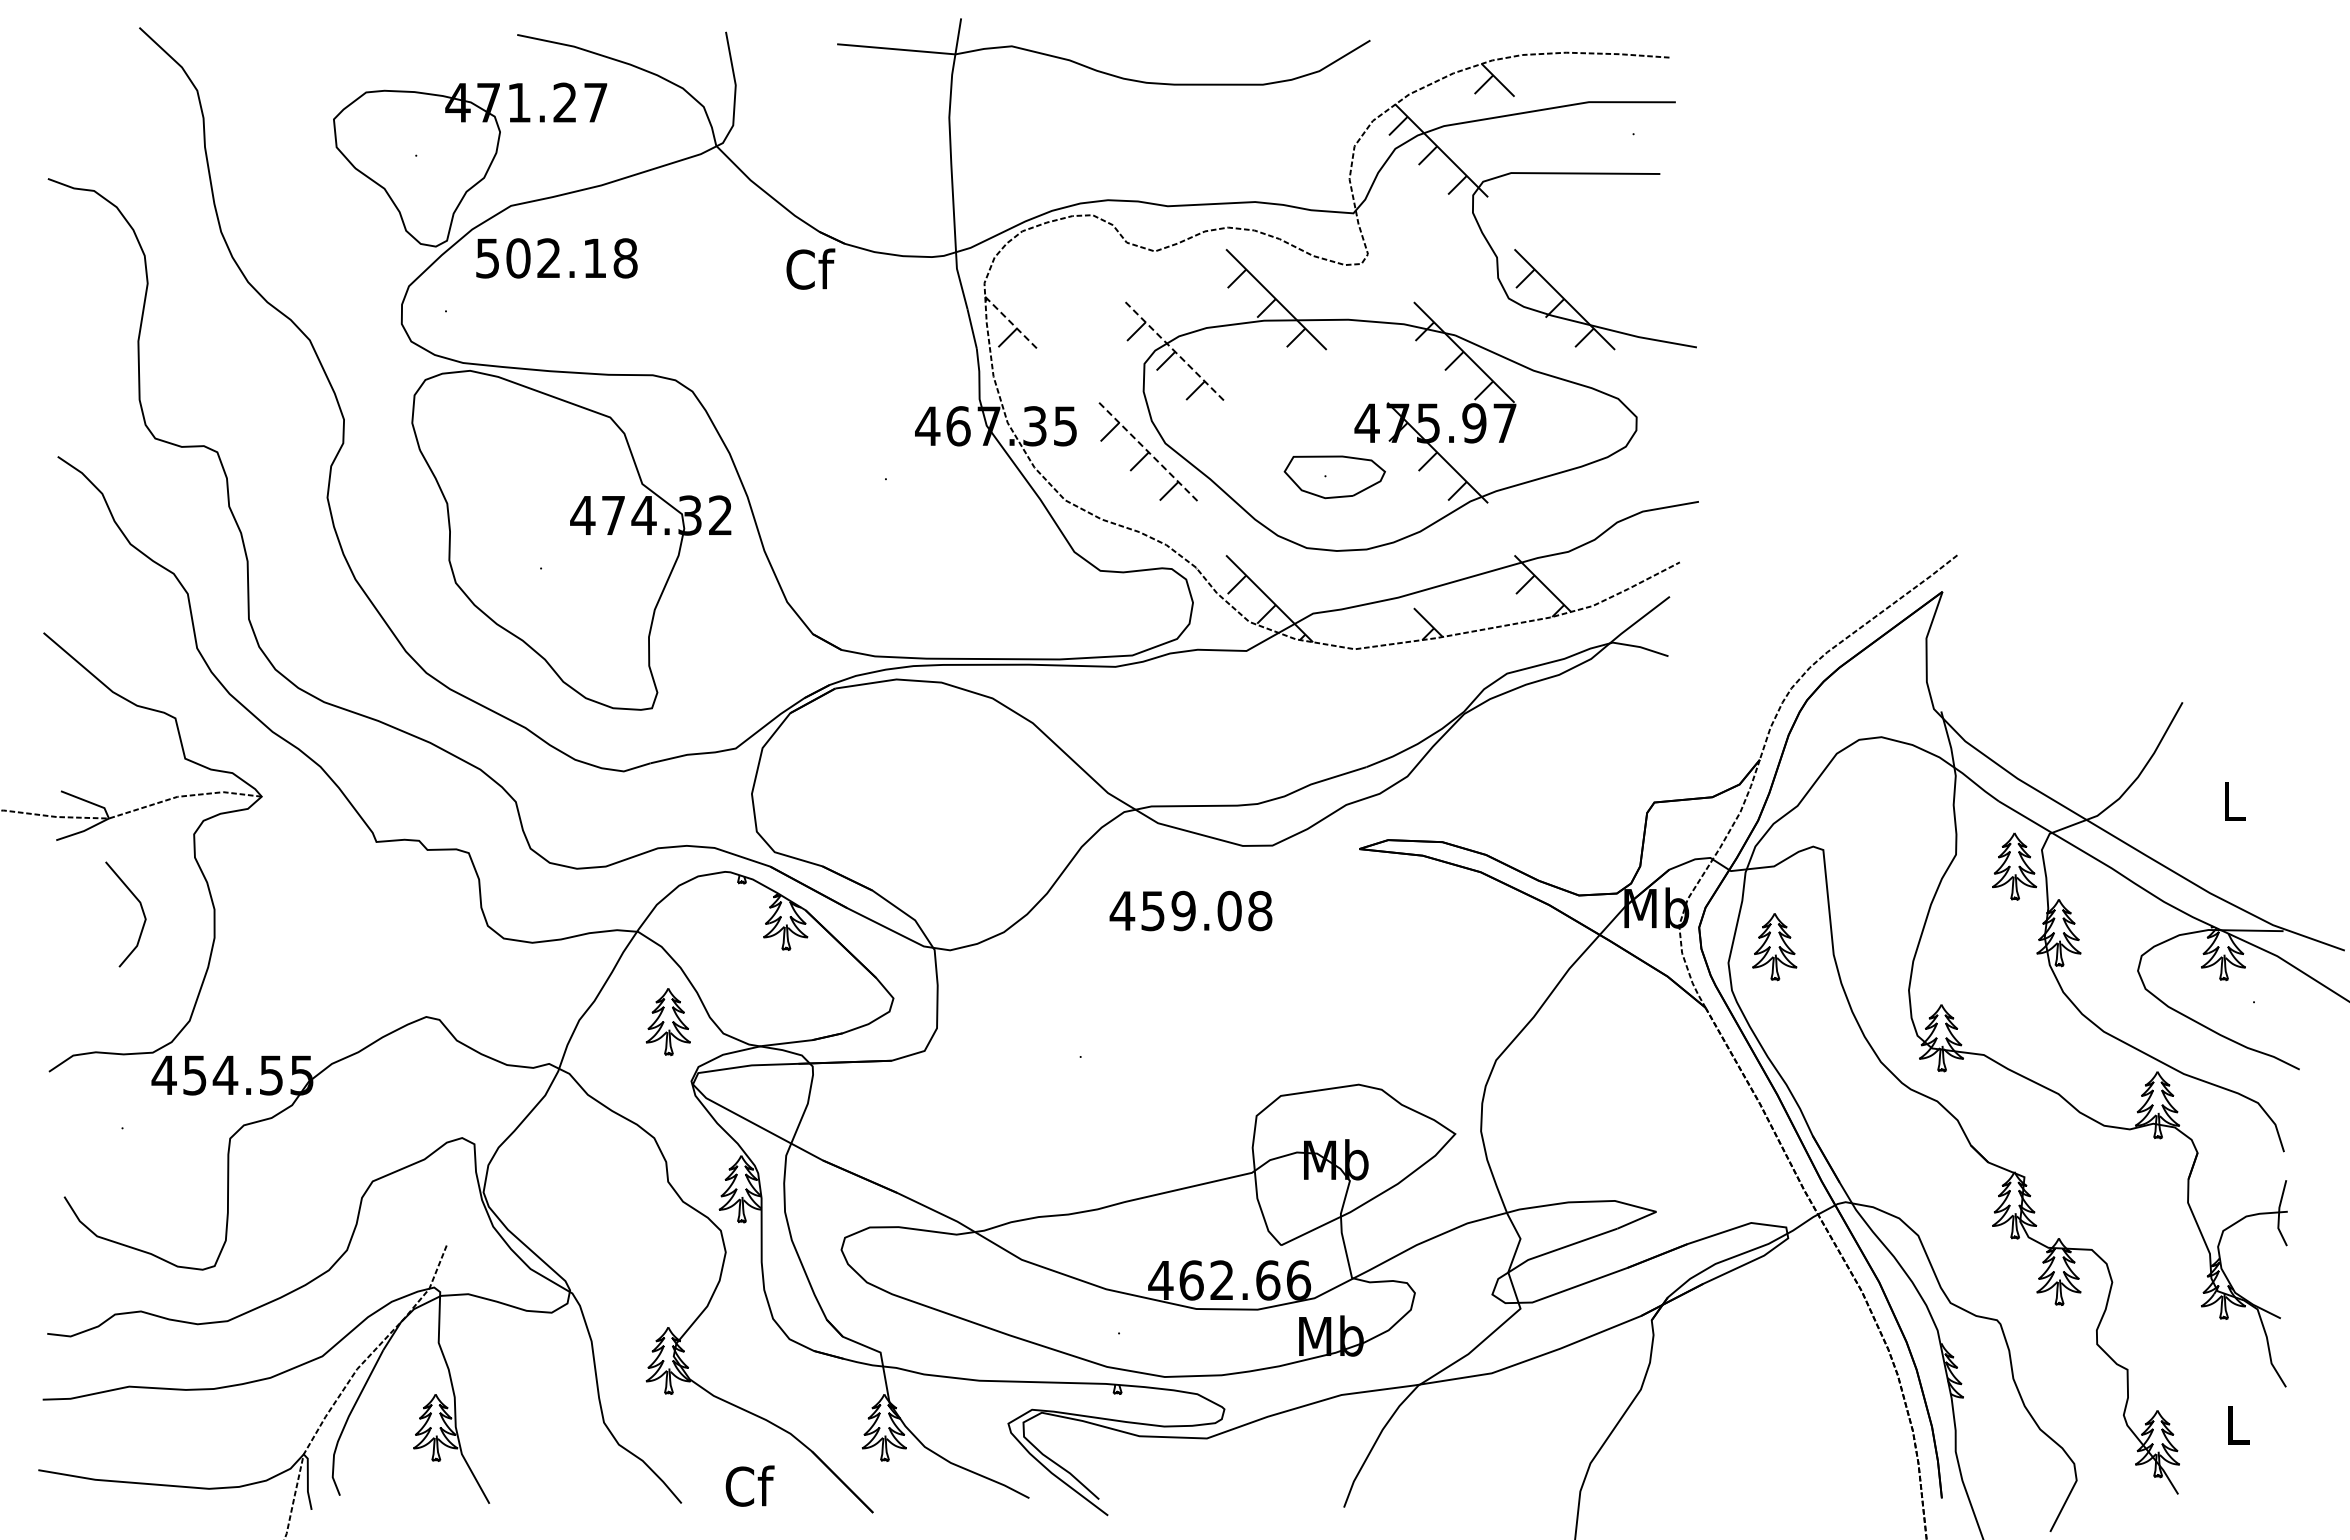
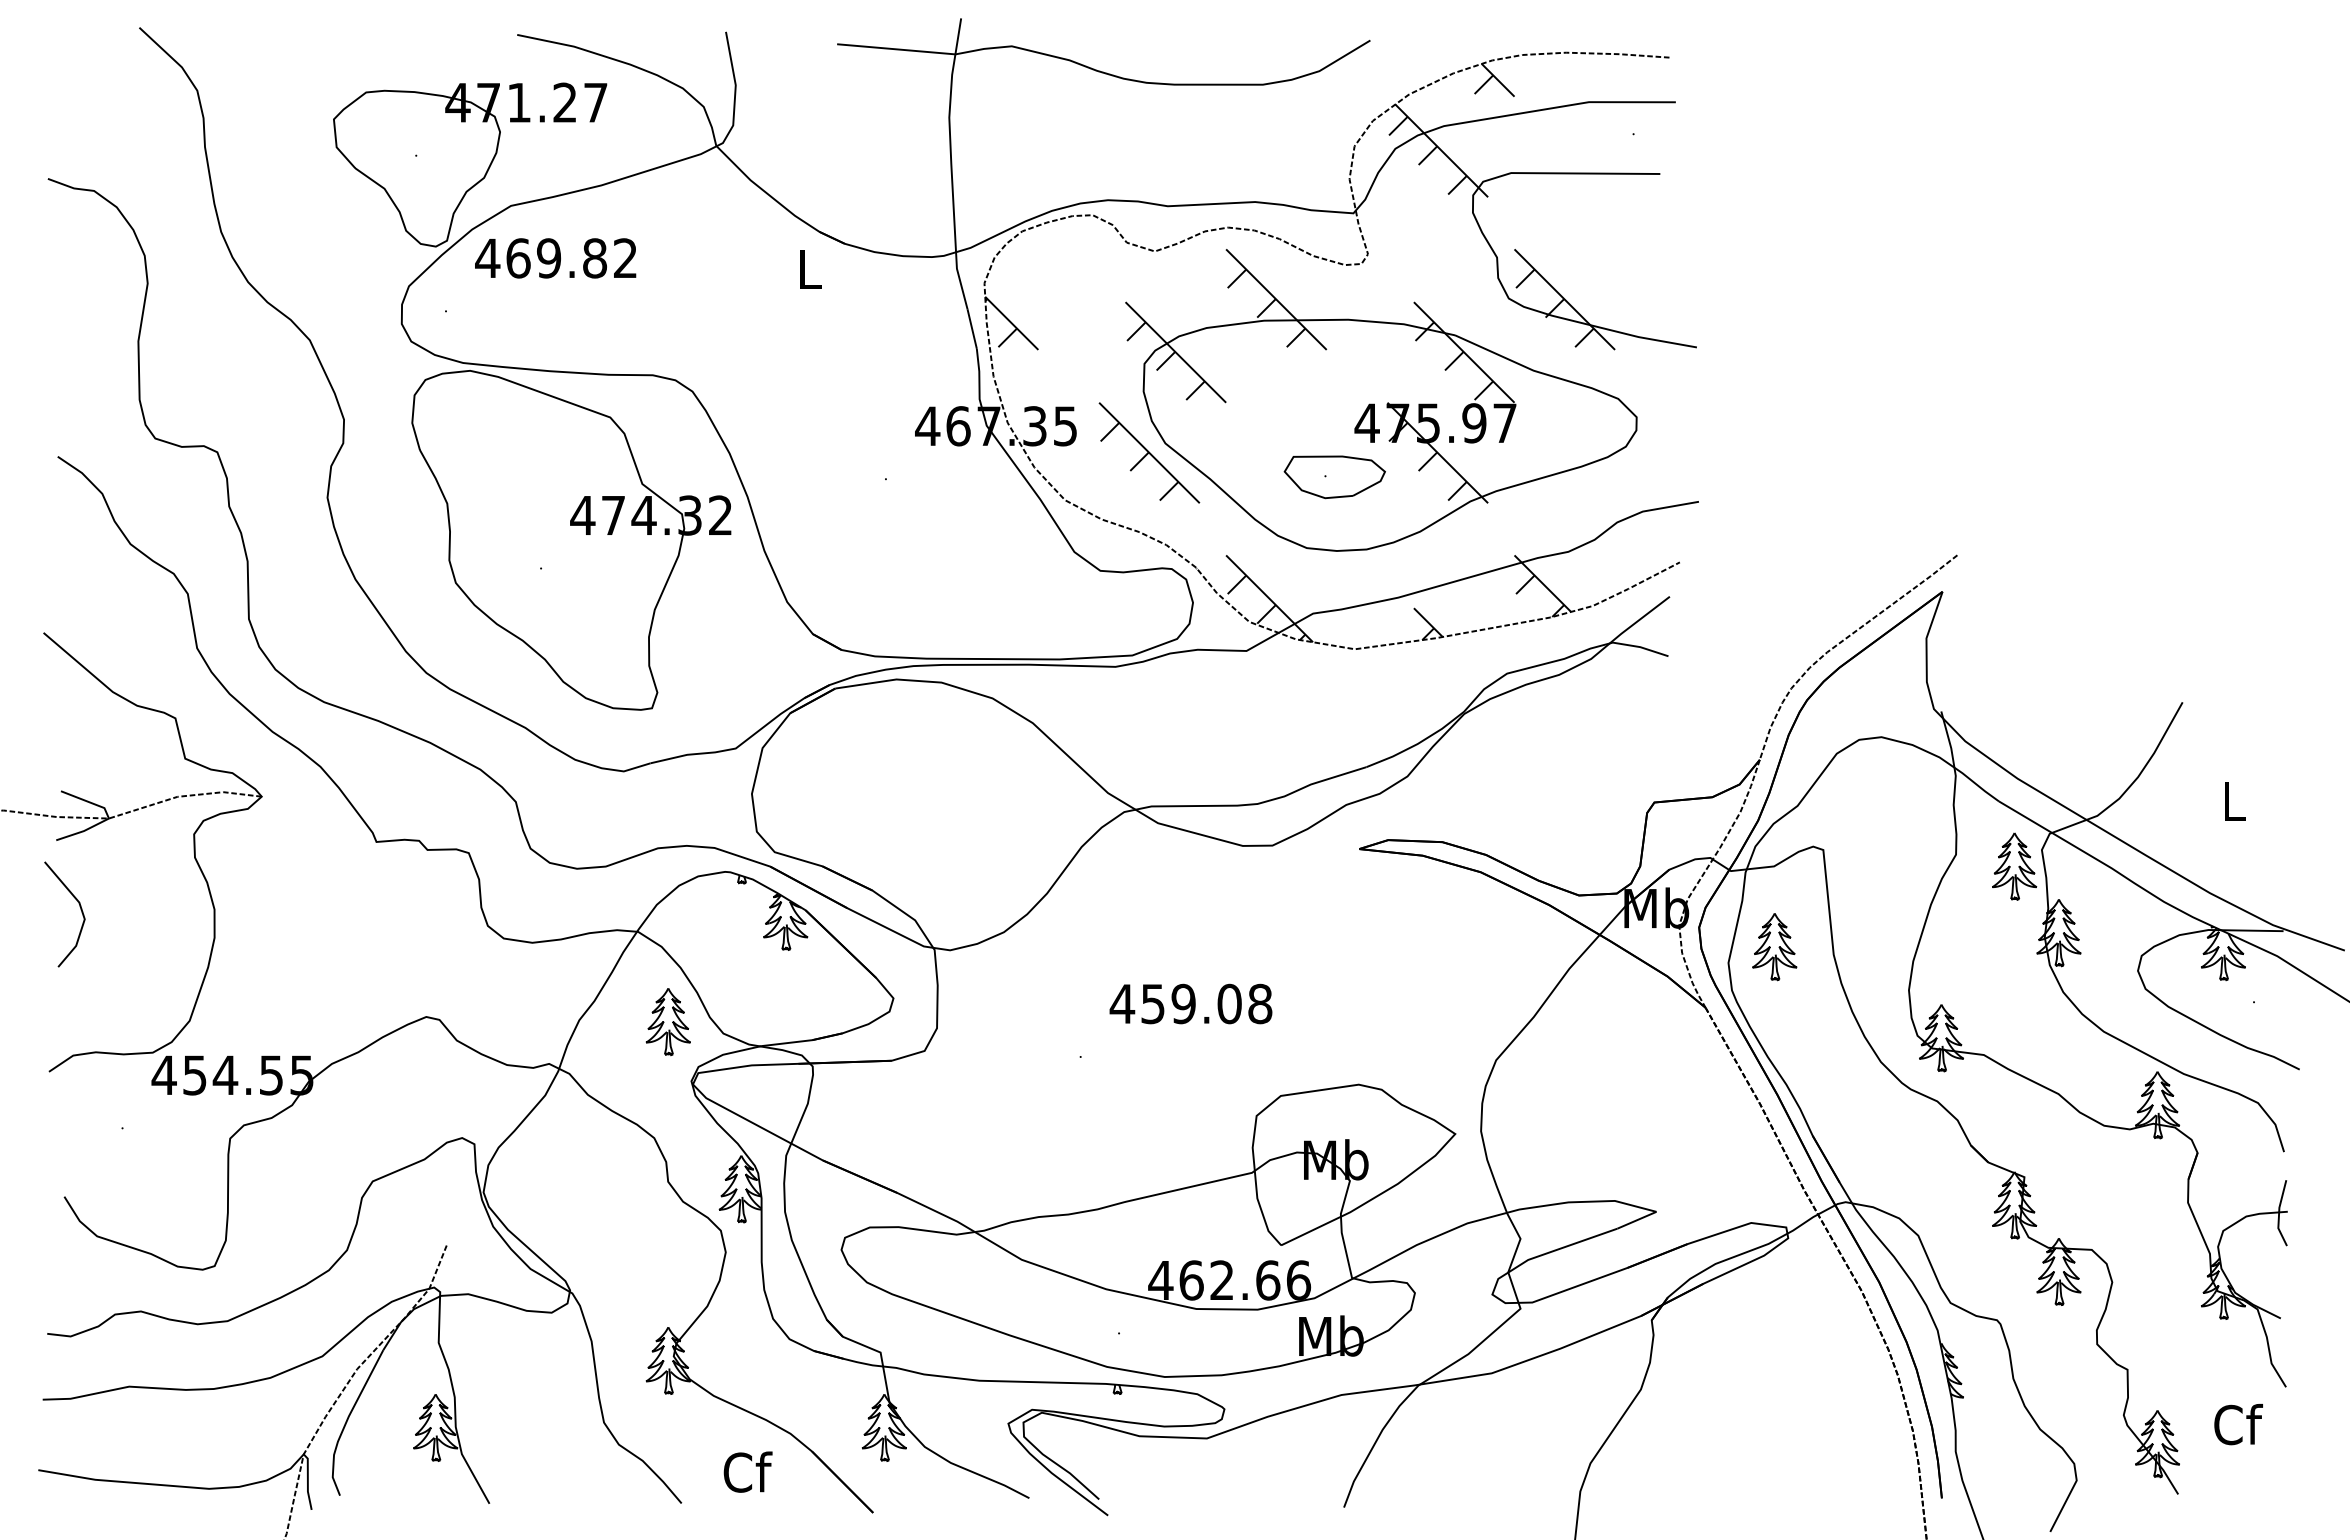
text: 502.18 -> 469.82 (556, 258)
text: Cf -> L (810, 268)
line: dashed -> solid (1011, 323)
line: dashed -> solid (1176, 352)
line: dashed -> solid (1149, 453)
line position: (141, 909) -> (80, 909) (80, 909)
text position: (1190, 910) -> (1190, 1003) (1190, 1003)
text: L -> Cf (2238, 1424)
text position: (749, 1485) -> (747, 1471) (747, 1471)
